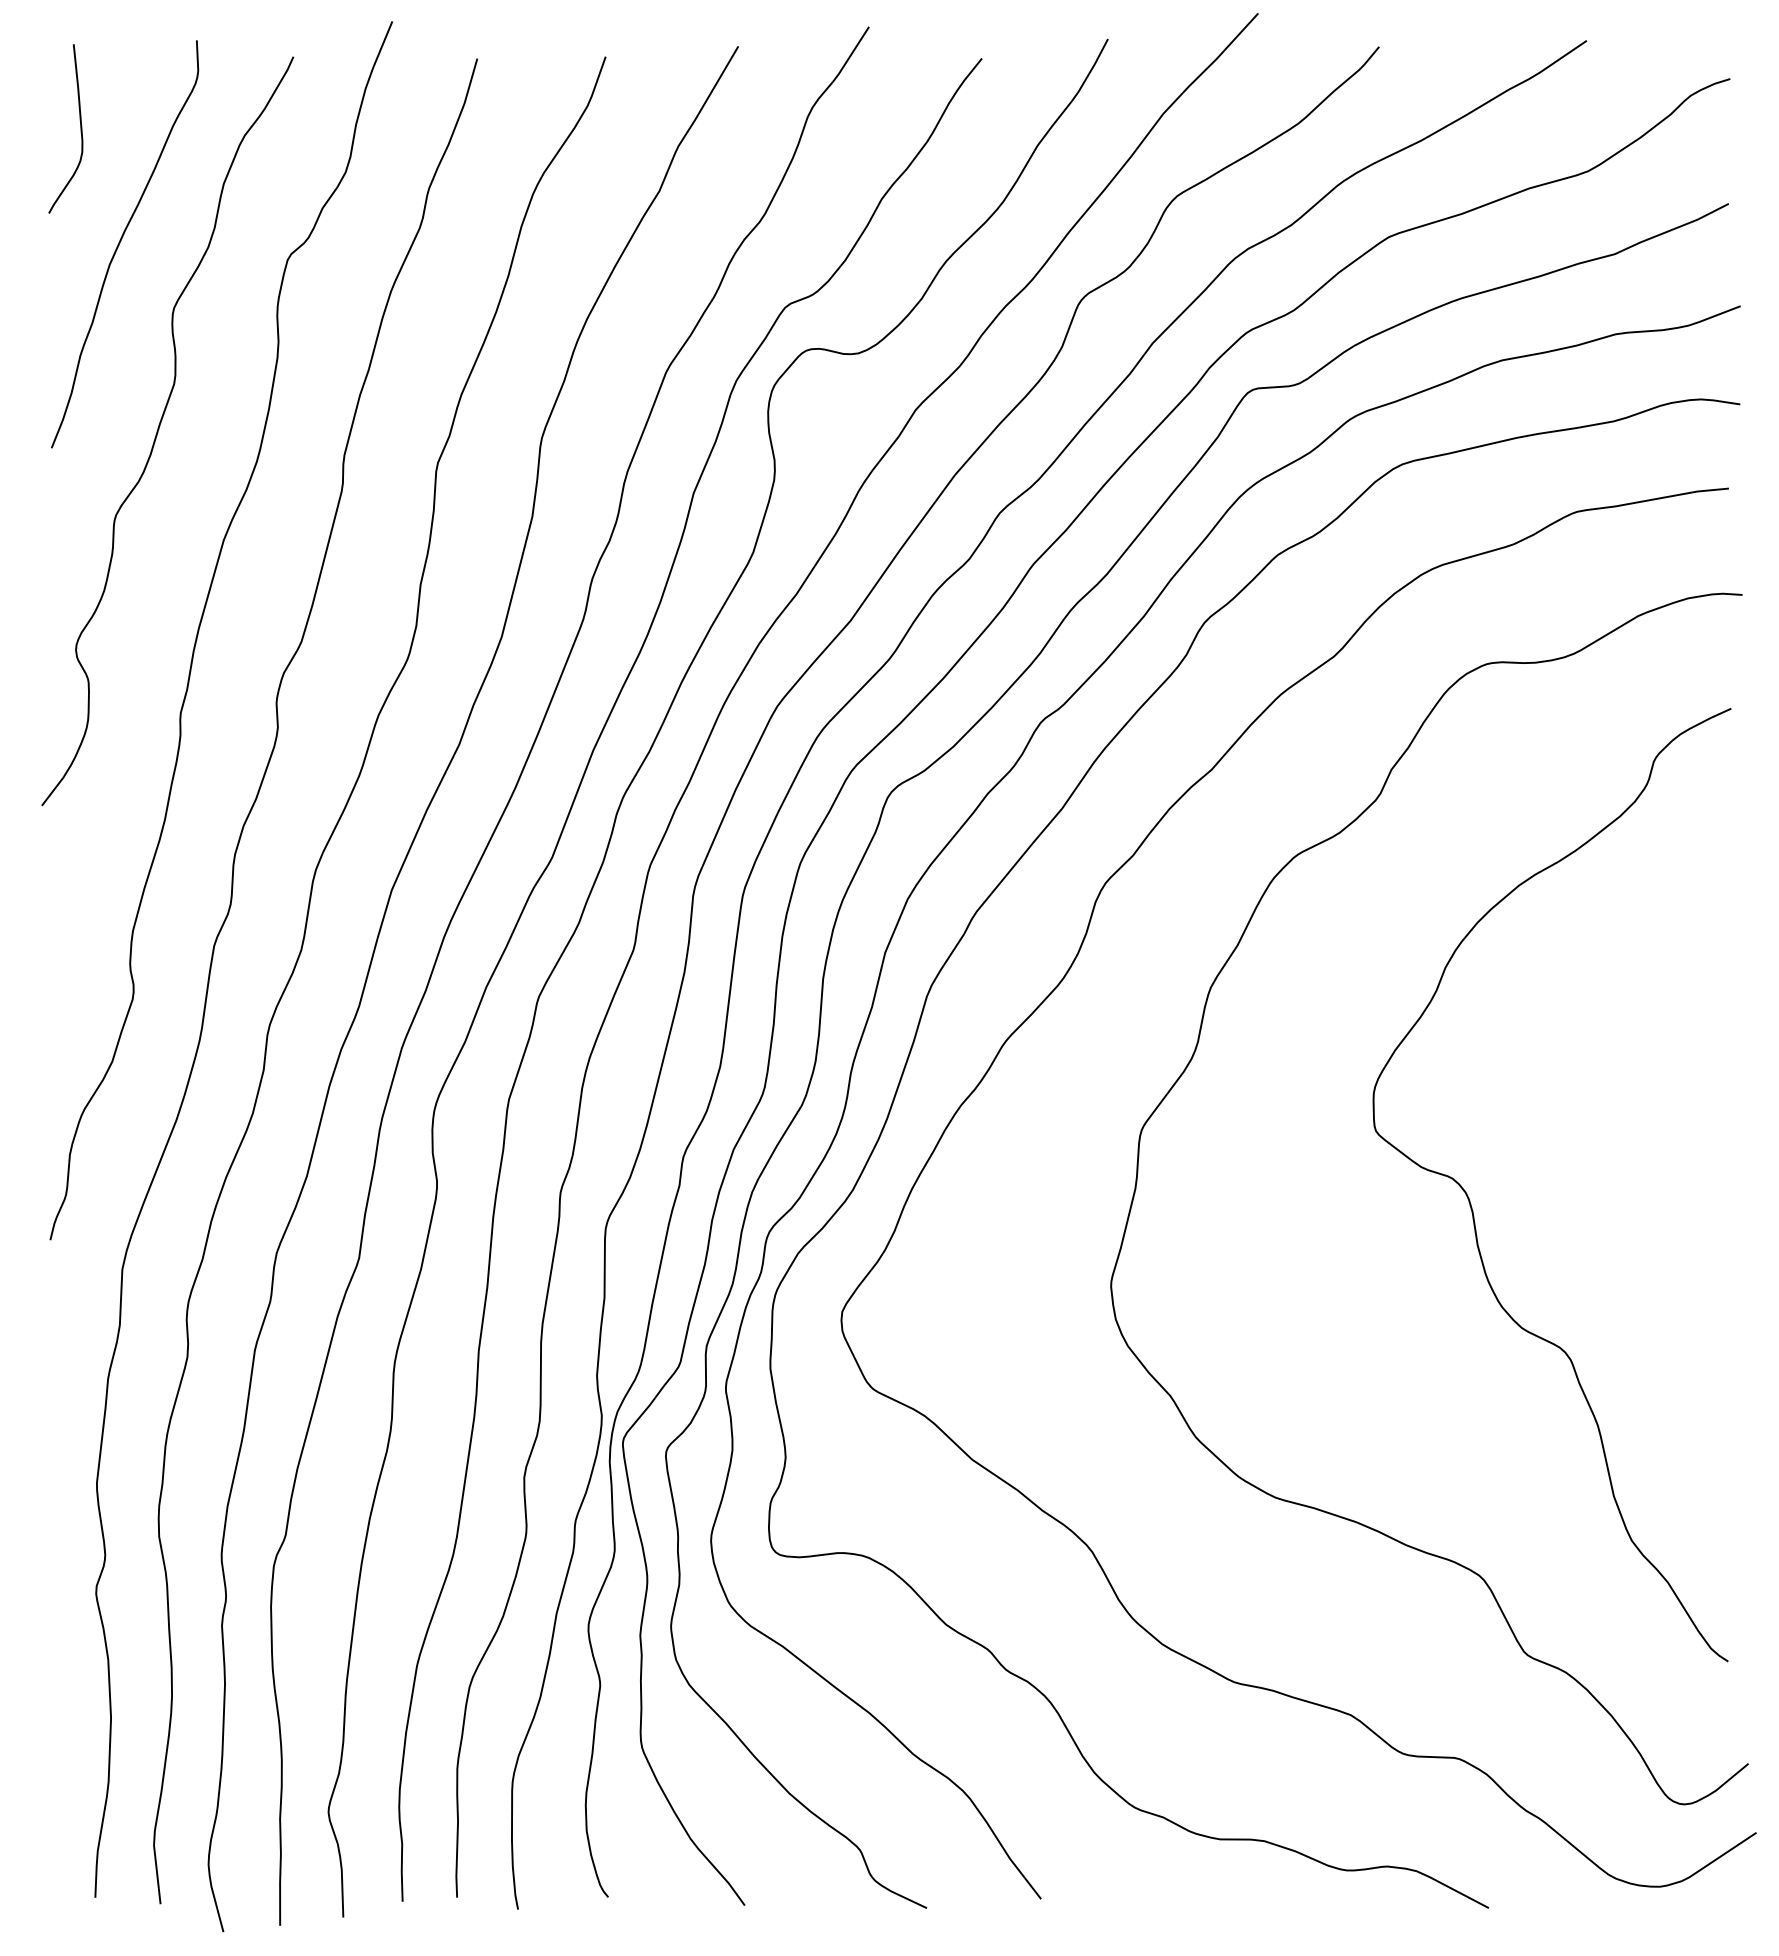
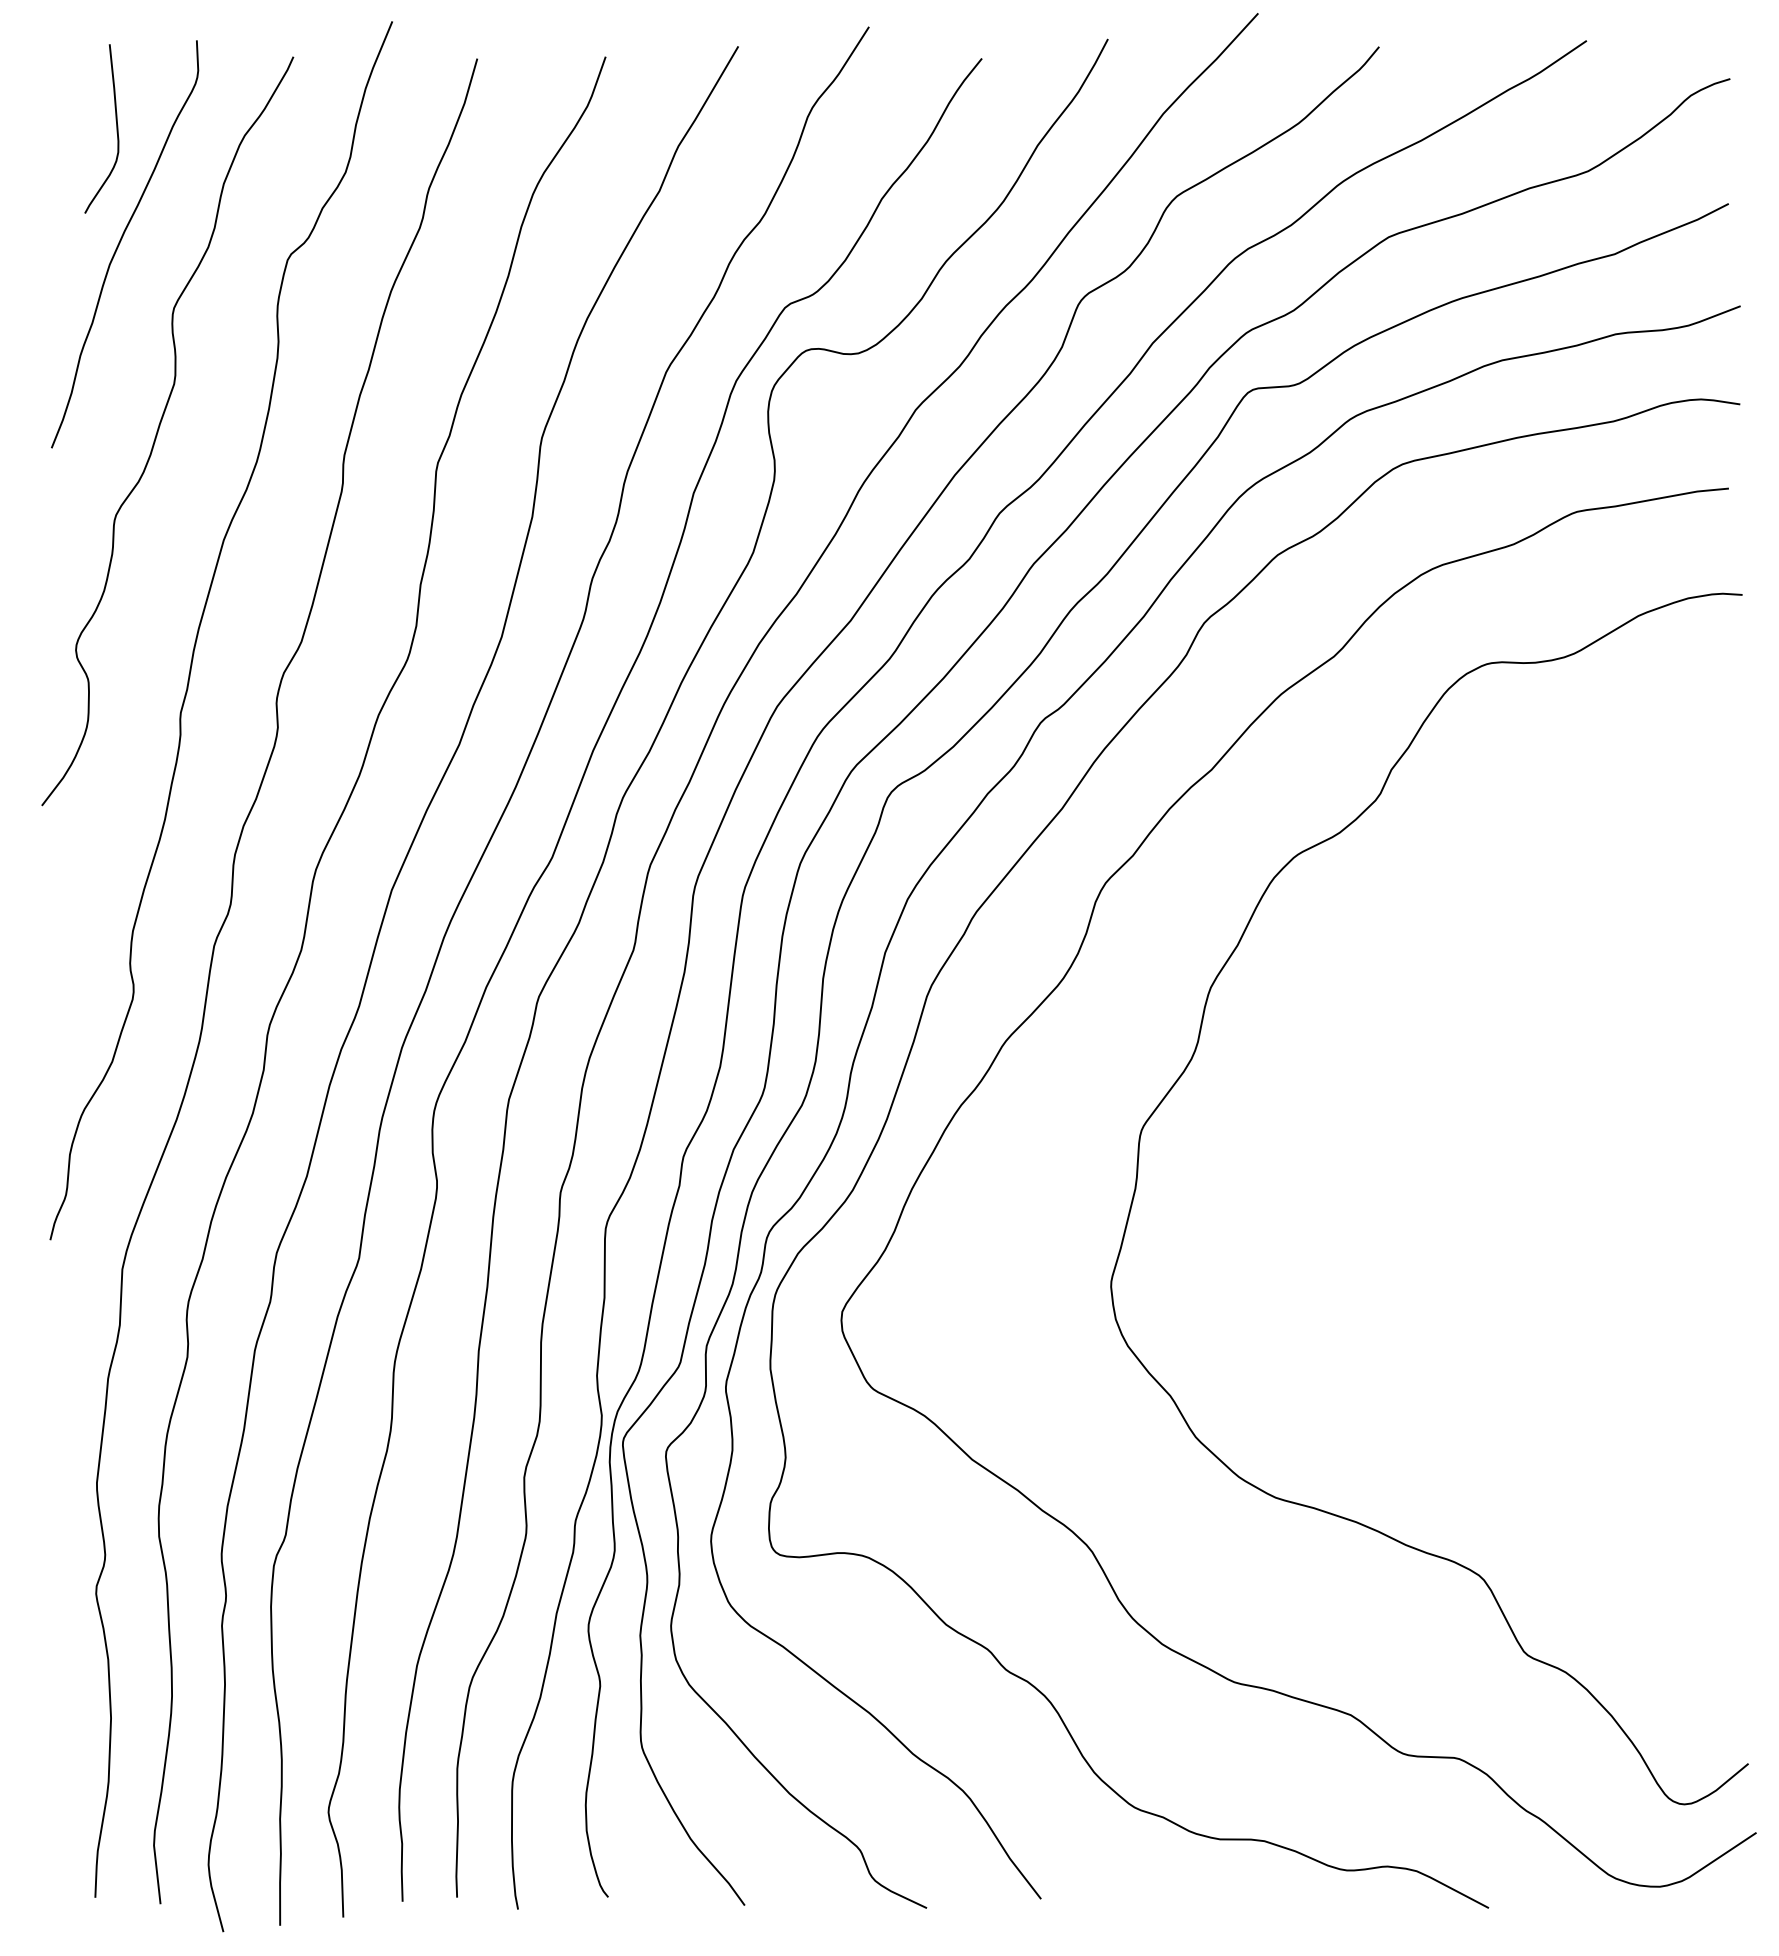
curve position: (80, 128) -> (116, 128) (116, 128)
curve: present -> none (1473, 1210)
